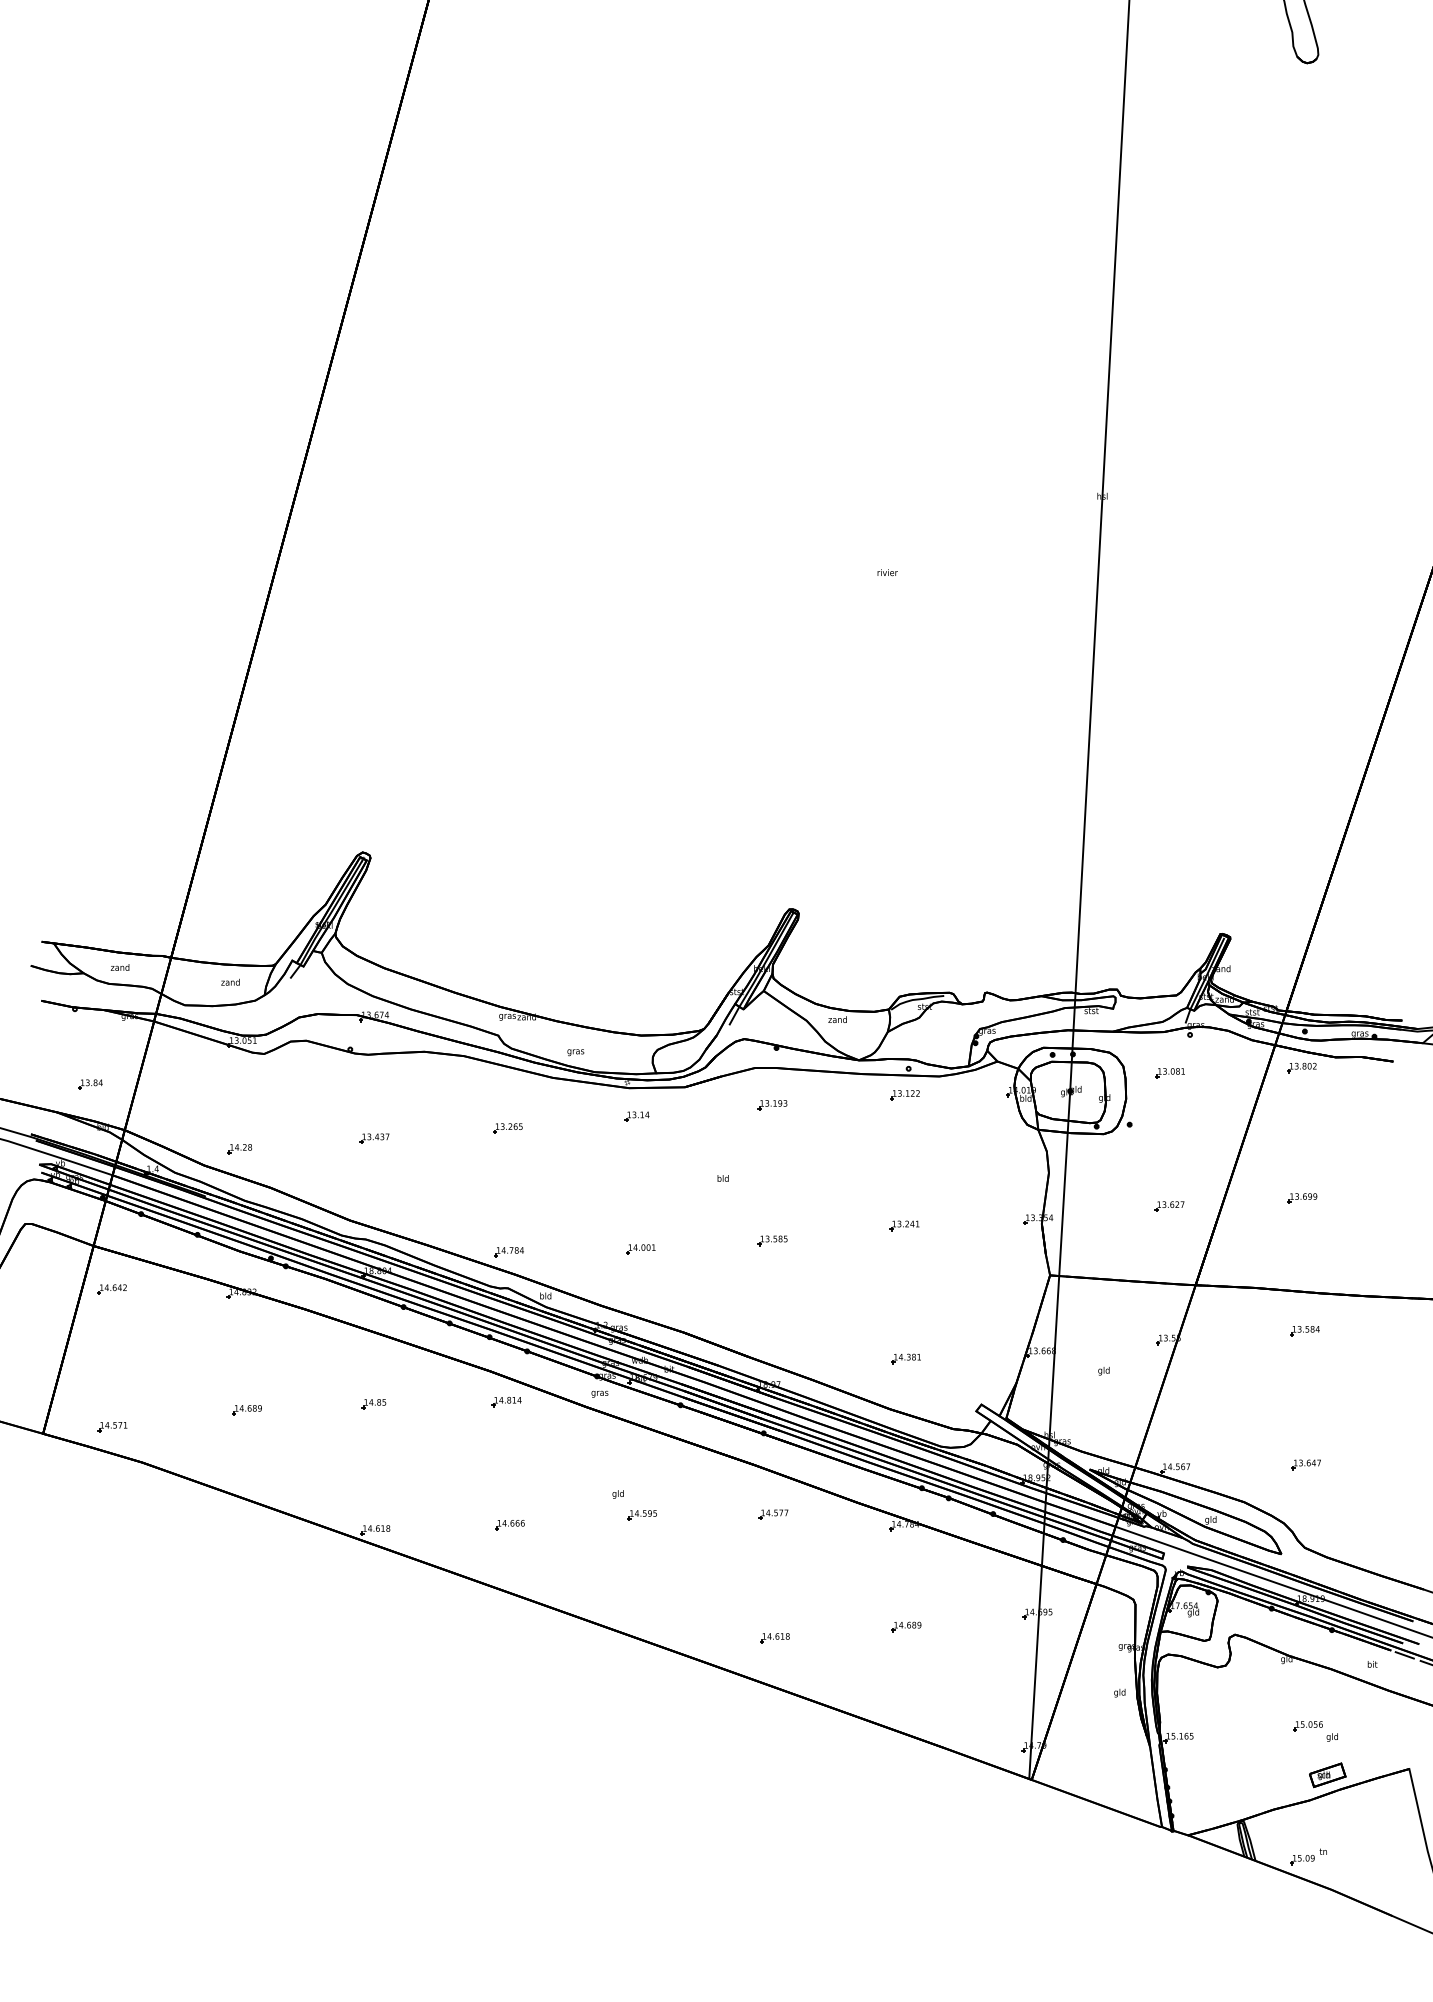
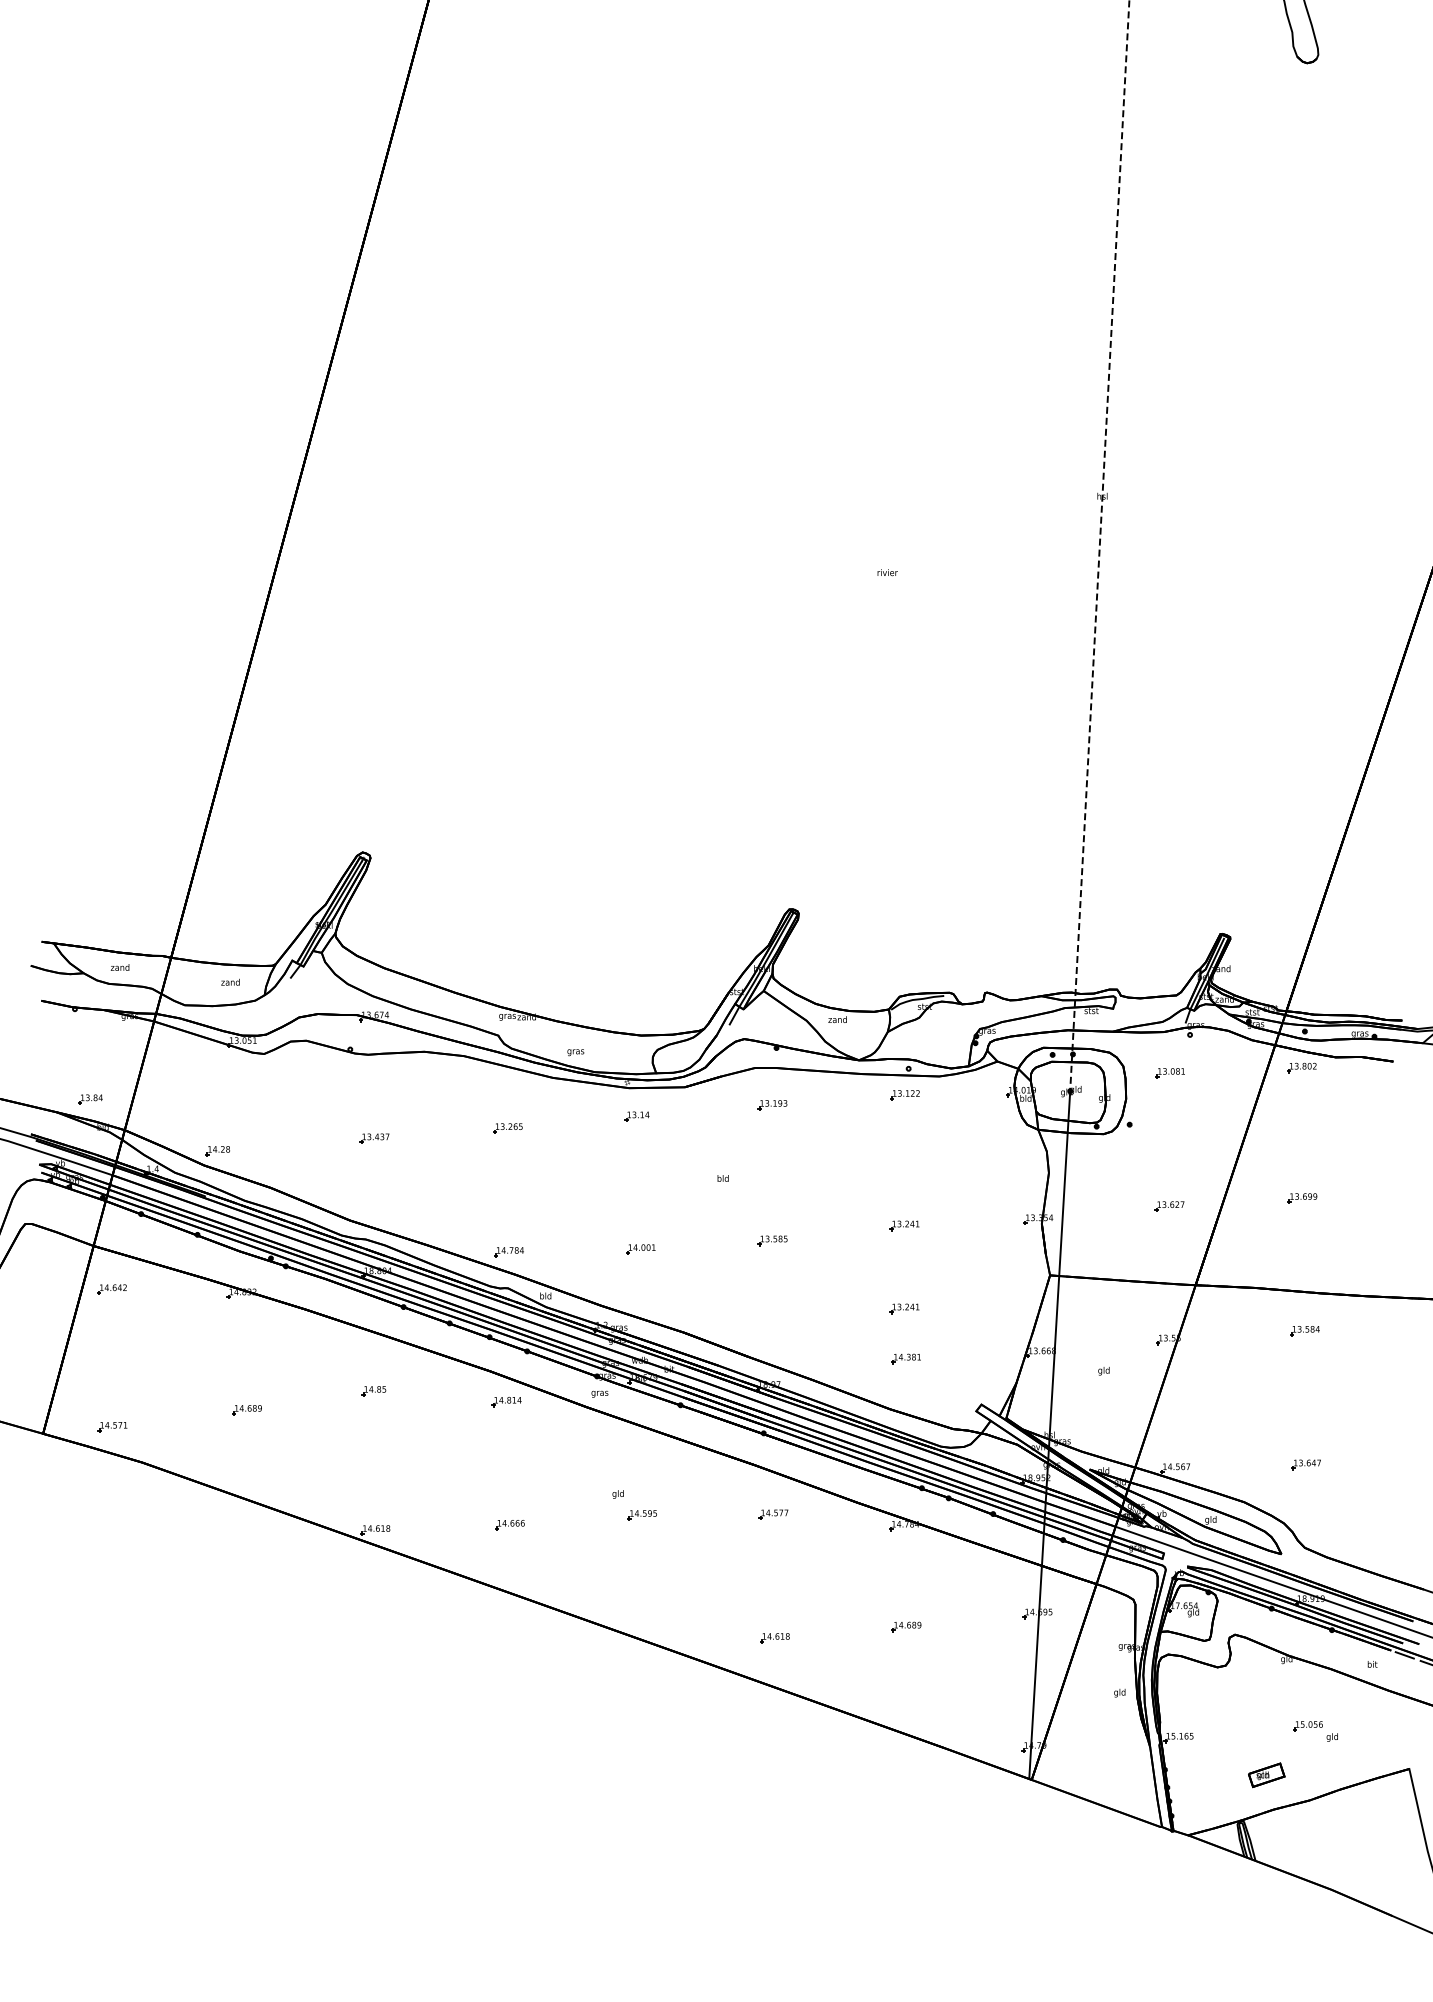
line: solid -> dashed (1099, 546)
part position: (90, 1084) -> (90, 1099) (90, 1099)
part position: (239, 1149) -> (217, 1151) (217, 1151)
part: none -> present (904, 1308)
part position: (373, 1404) -> (373, 1391) (373, 1391)
part position: (1327, 1775) -> (1266, 1775) (1266, 1775)
part: present -> none (1308, 1856)
